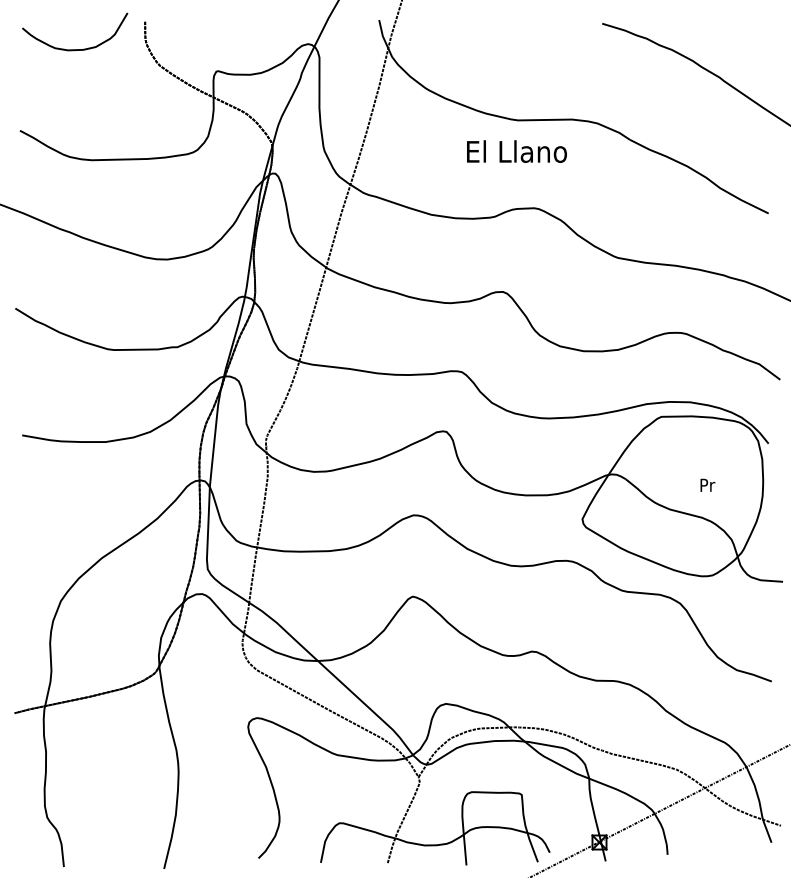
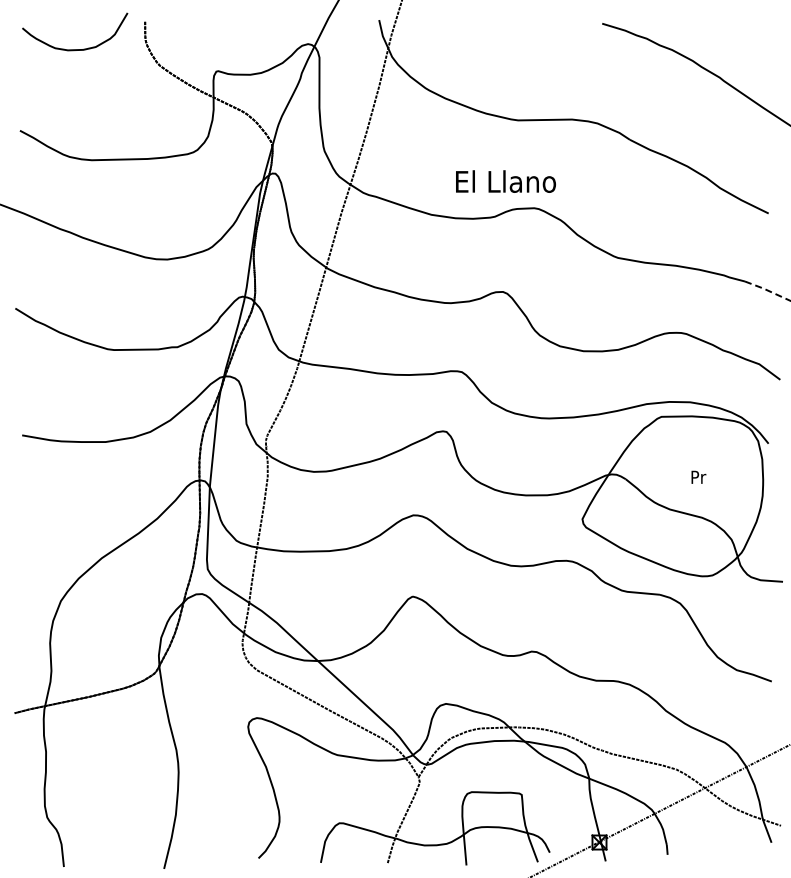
text position: (516, 151) -> (505, 181) (505, 181)
line: solid -> dashed (767, 290)
text position: (707, 484) -> (698, 476) (698, 476)
